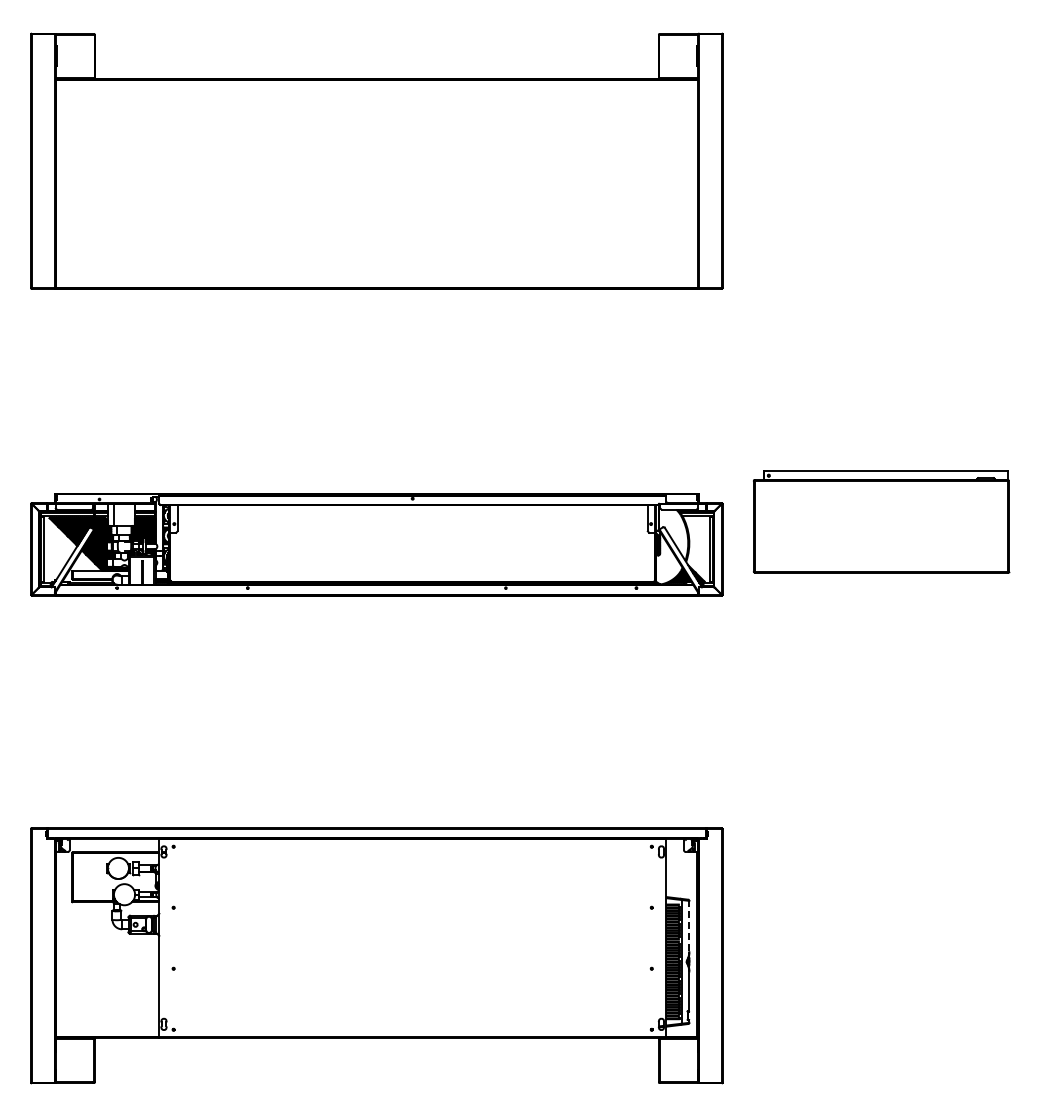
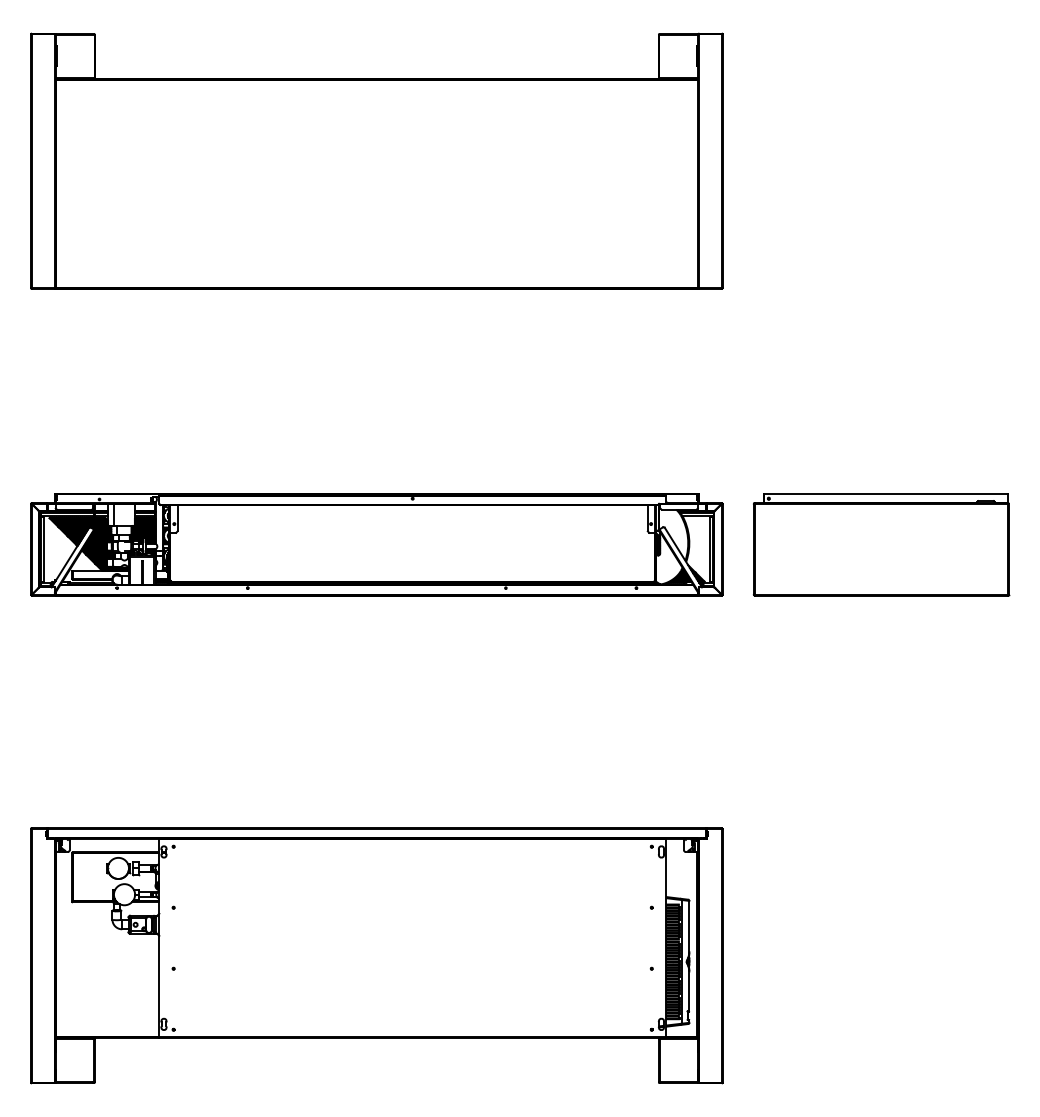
part position: (881, 521) -> (881, 544) (881, 544)
line: dashed -> solid (689, 925)
